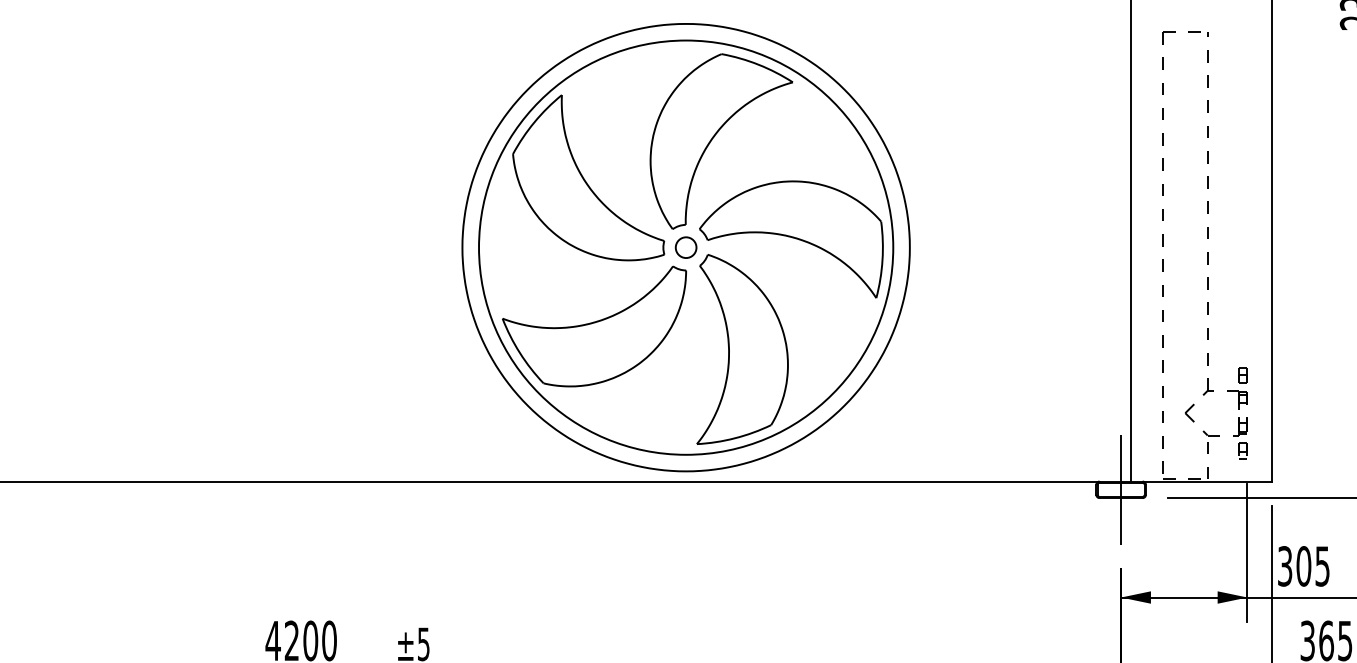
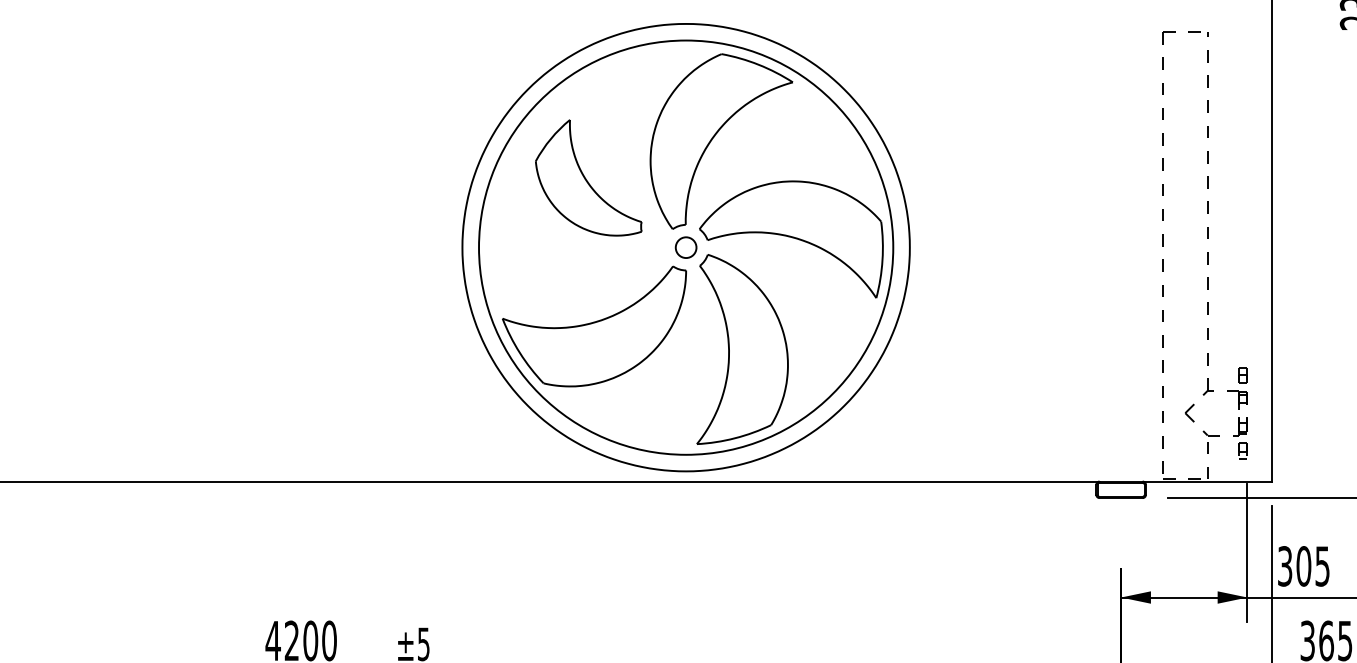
part size: 154x168 px -> 108x118 px (588, 177)
line: present -> none (1131, 241)
line: present -> none (1121, 489)
